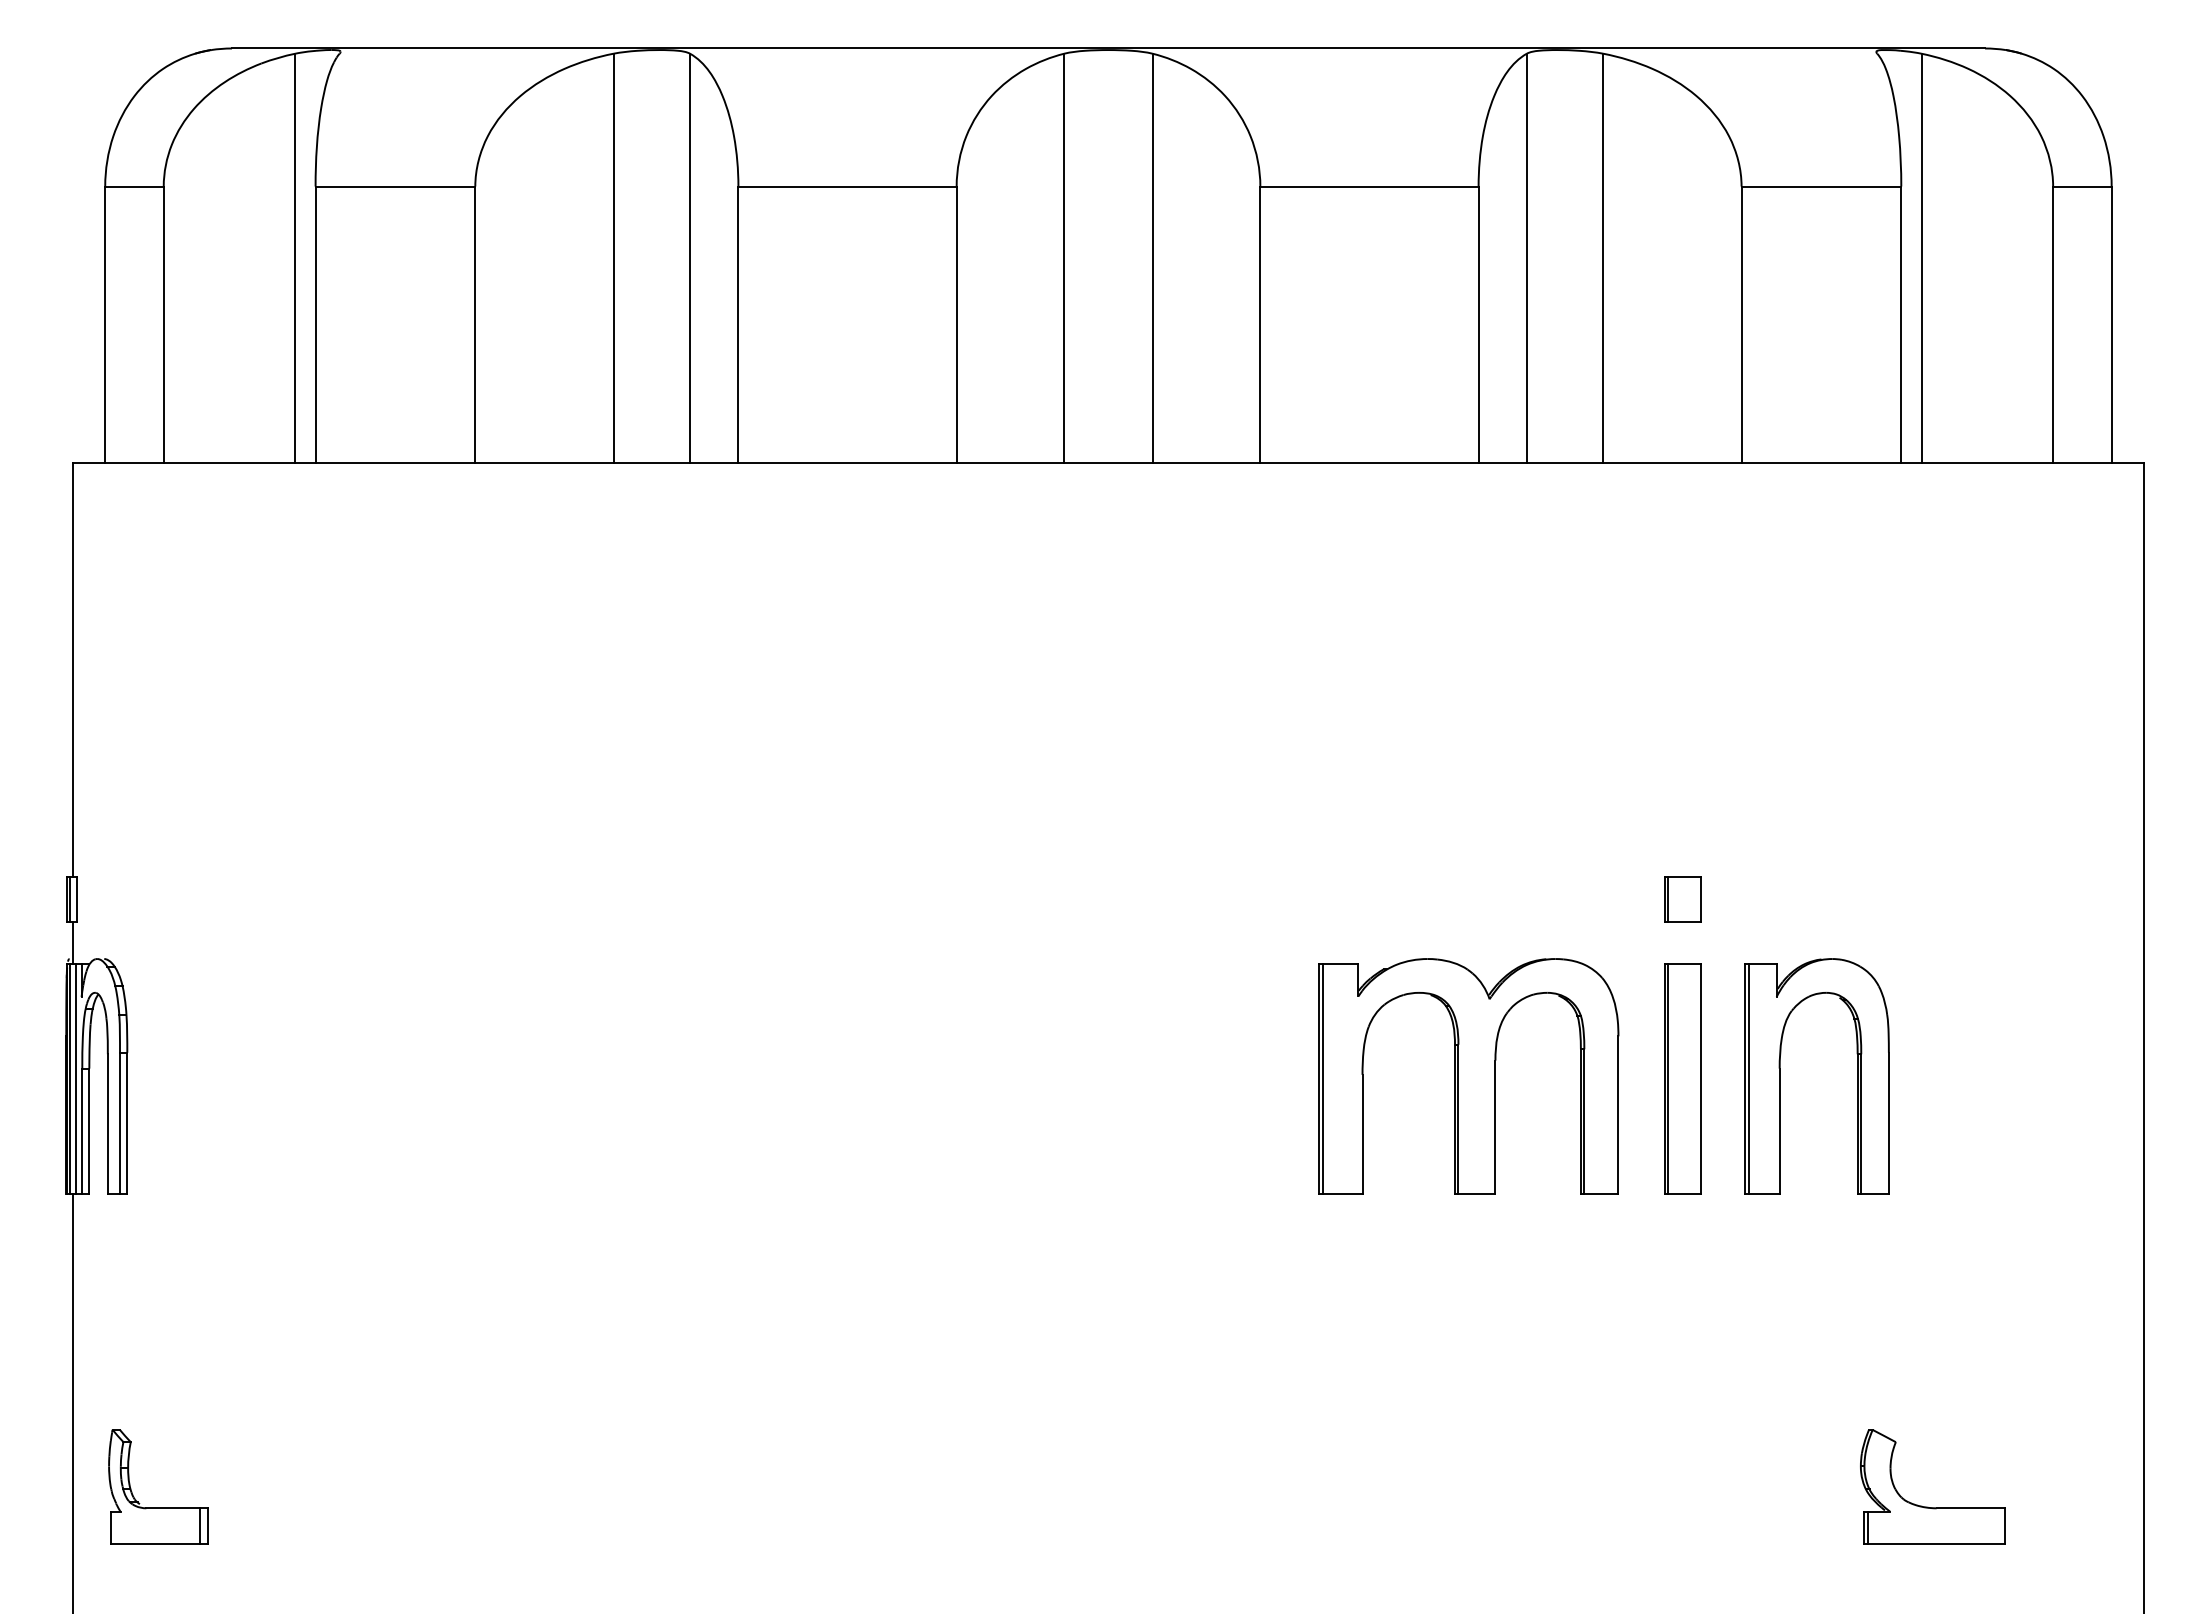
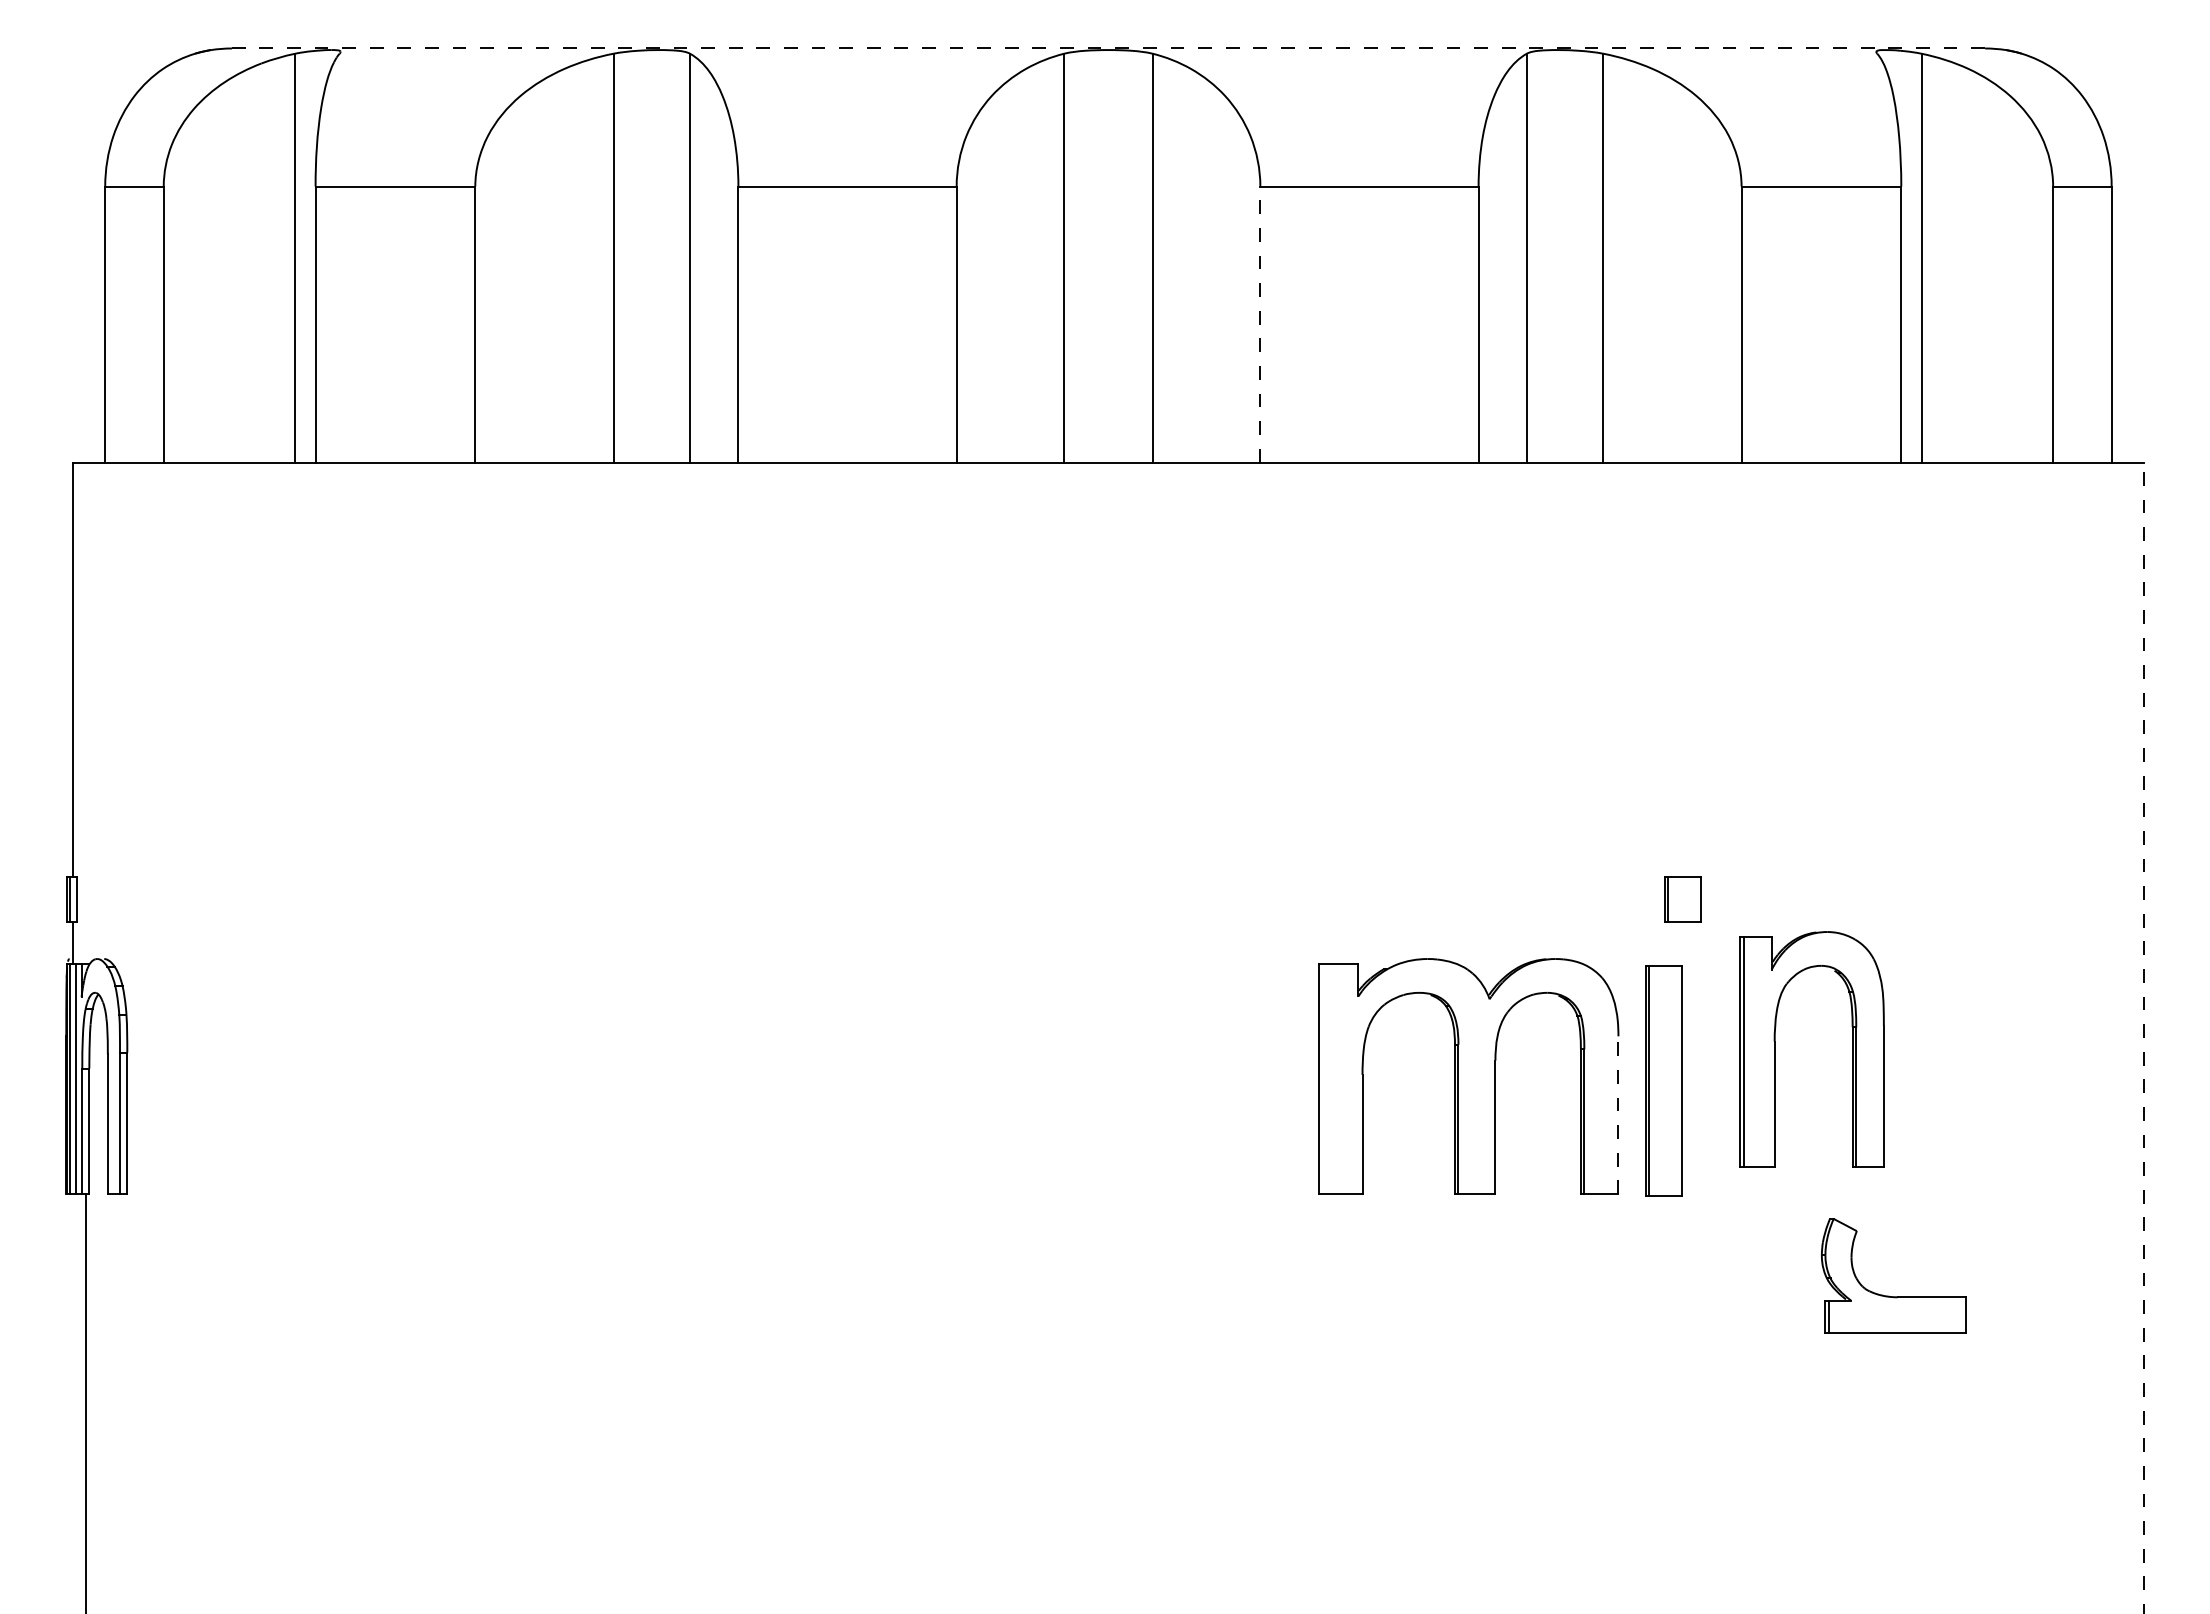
line: solid -> dashed (1108, 48)
line: solid -> dashed (1260, 324)
line: solid -> dashed (2143, 1037)
part position: (1780, 1076) -> (1775, 1049) (1775, 1049)
part position: (1682, 1078) -> (1663, 1080) (1663, 1080)
line: present -> none (1322, 1079)
line: solid -> dashed (1618, 1115)
line position: (73, 1402) -> (86, 1402) (86, 1402)
part position: (1928, 1506) -> (1889, 1295) (1889, 1295)
part: present -> none (158, 1507)
